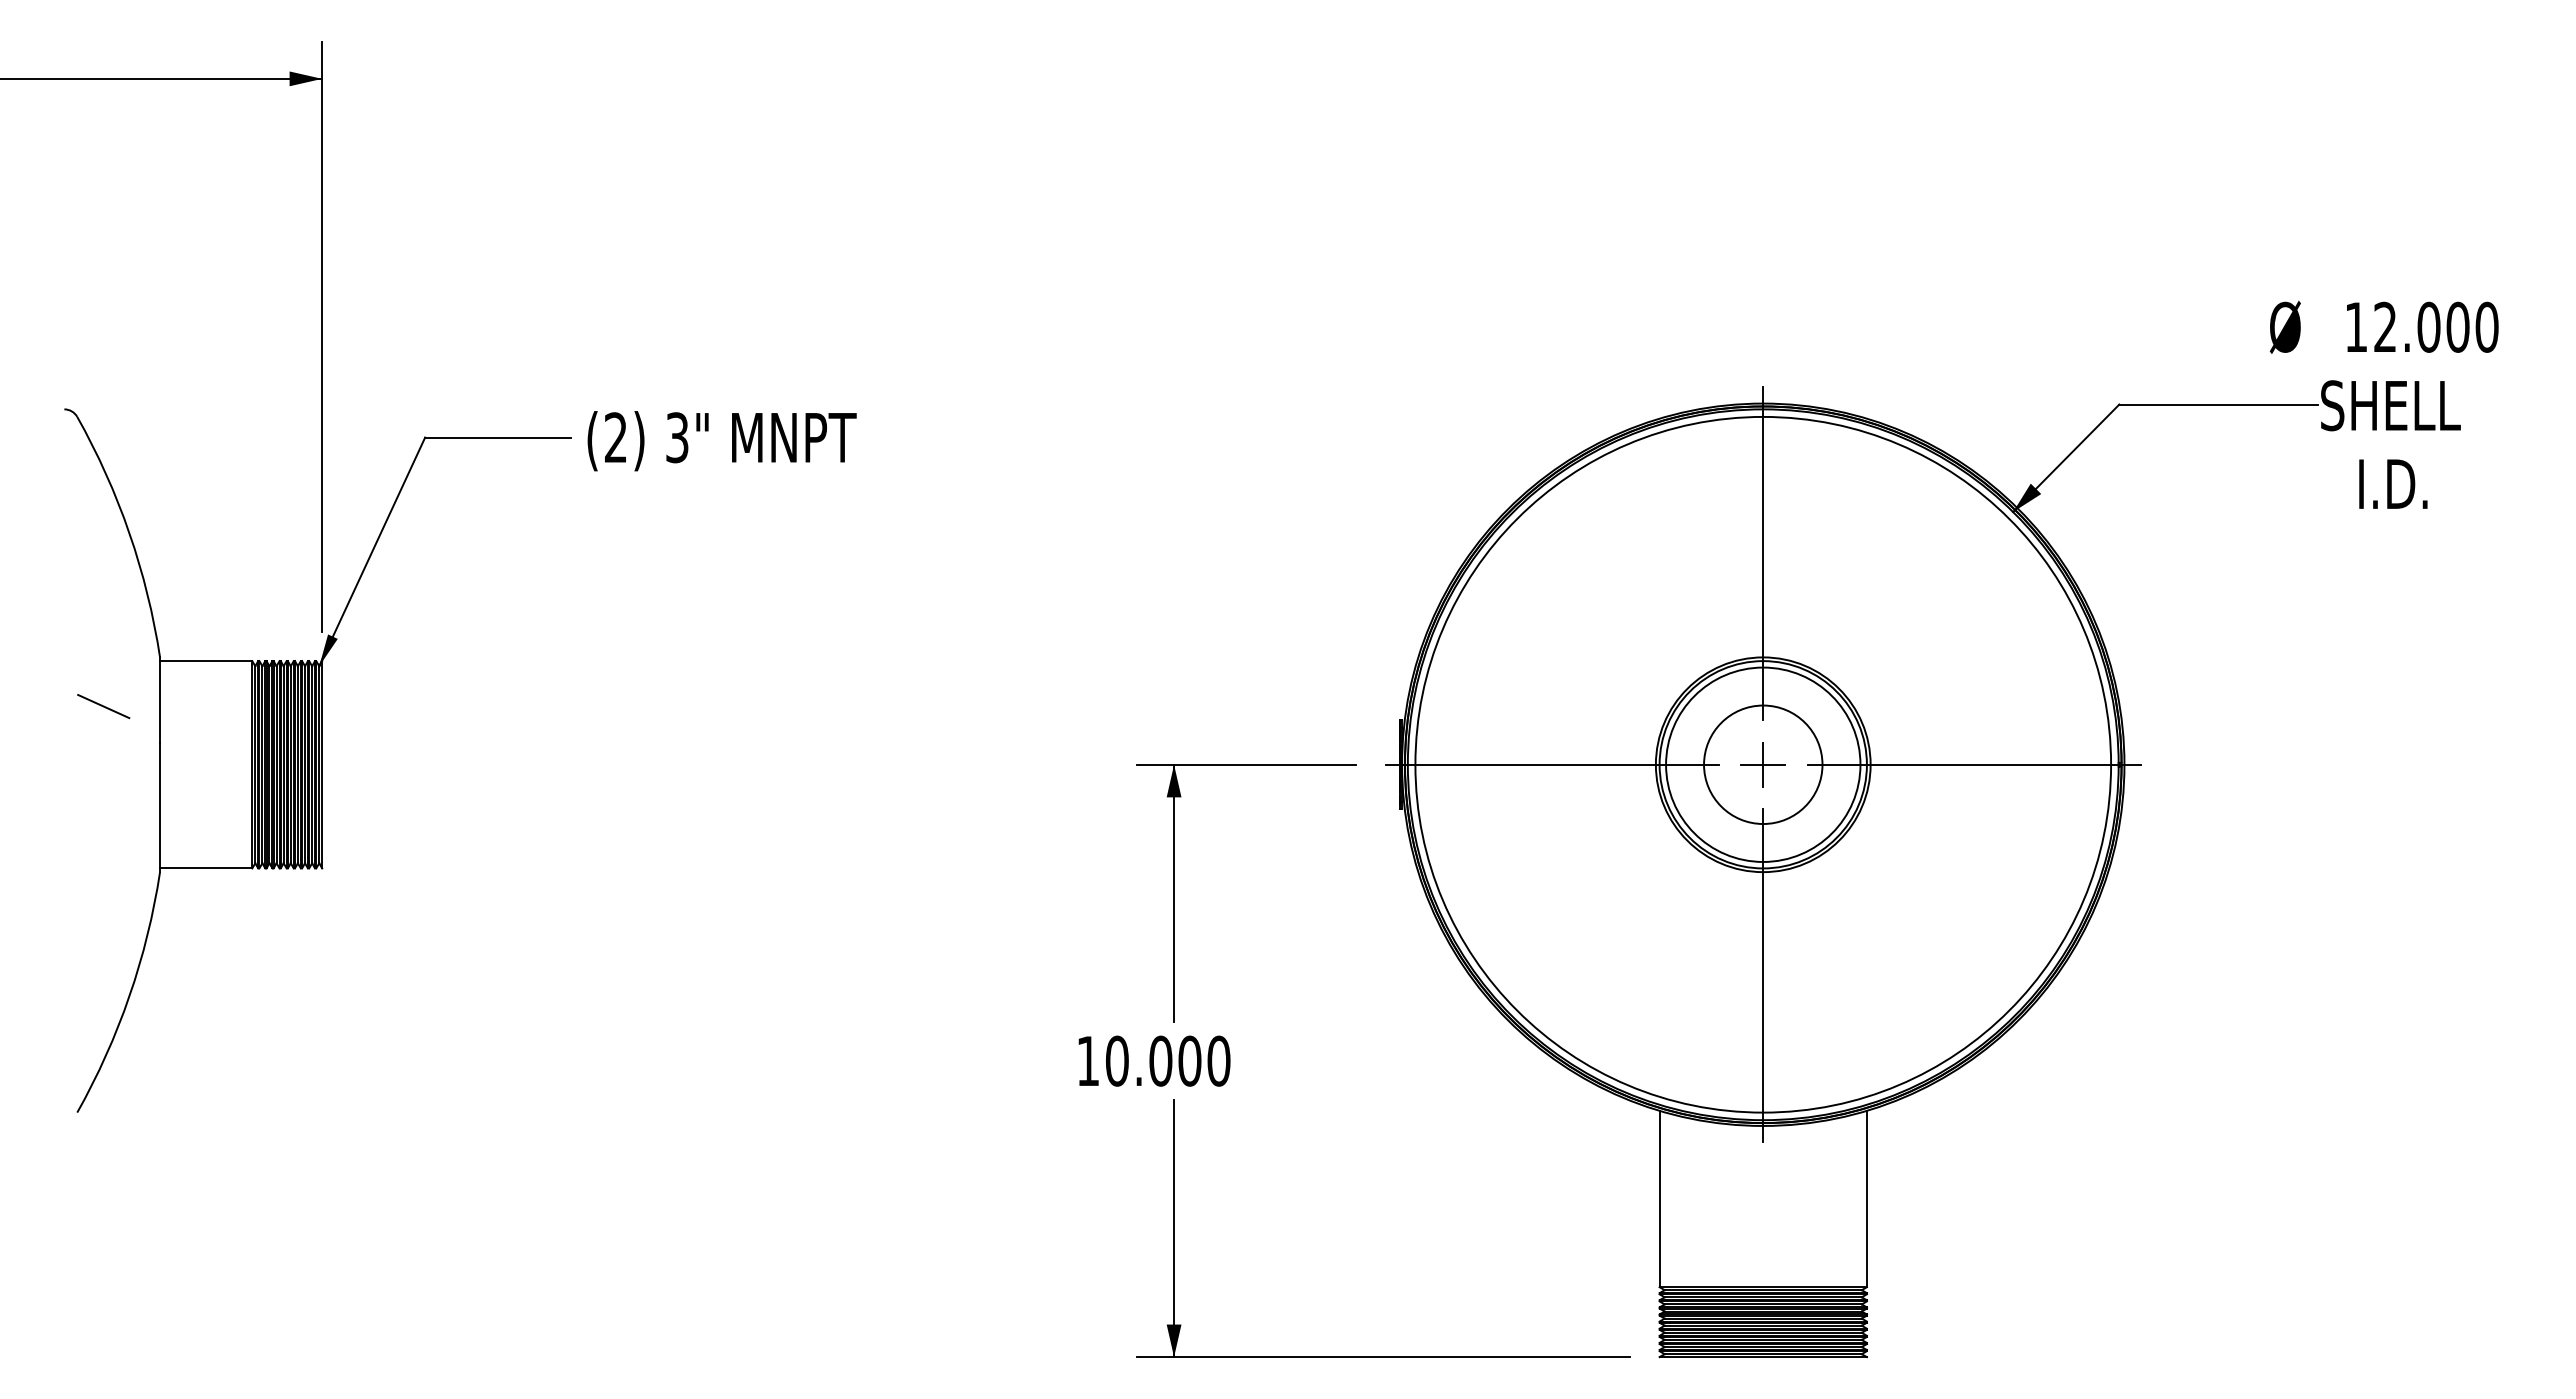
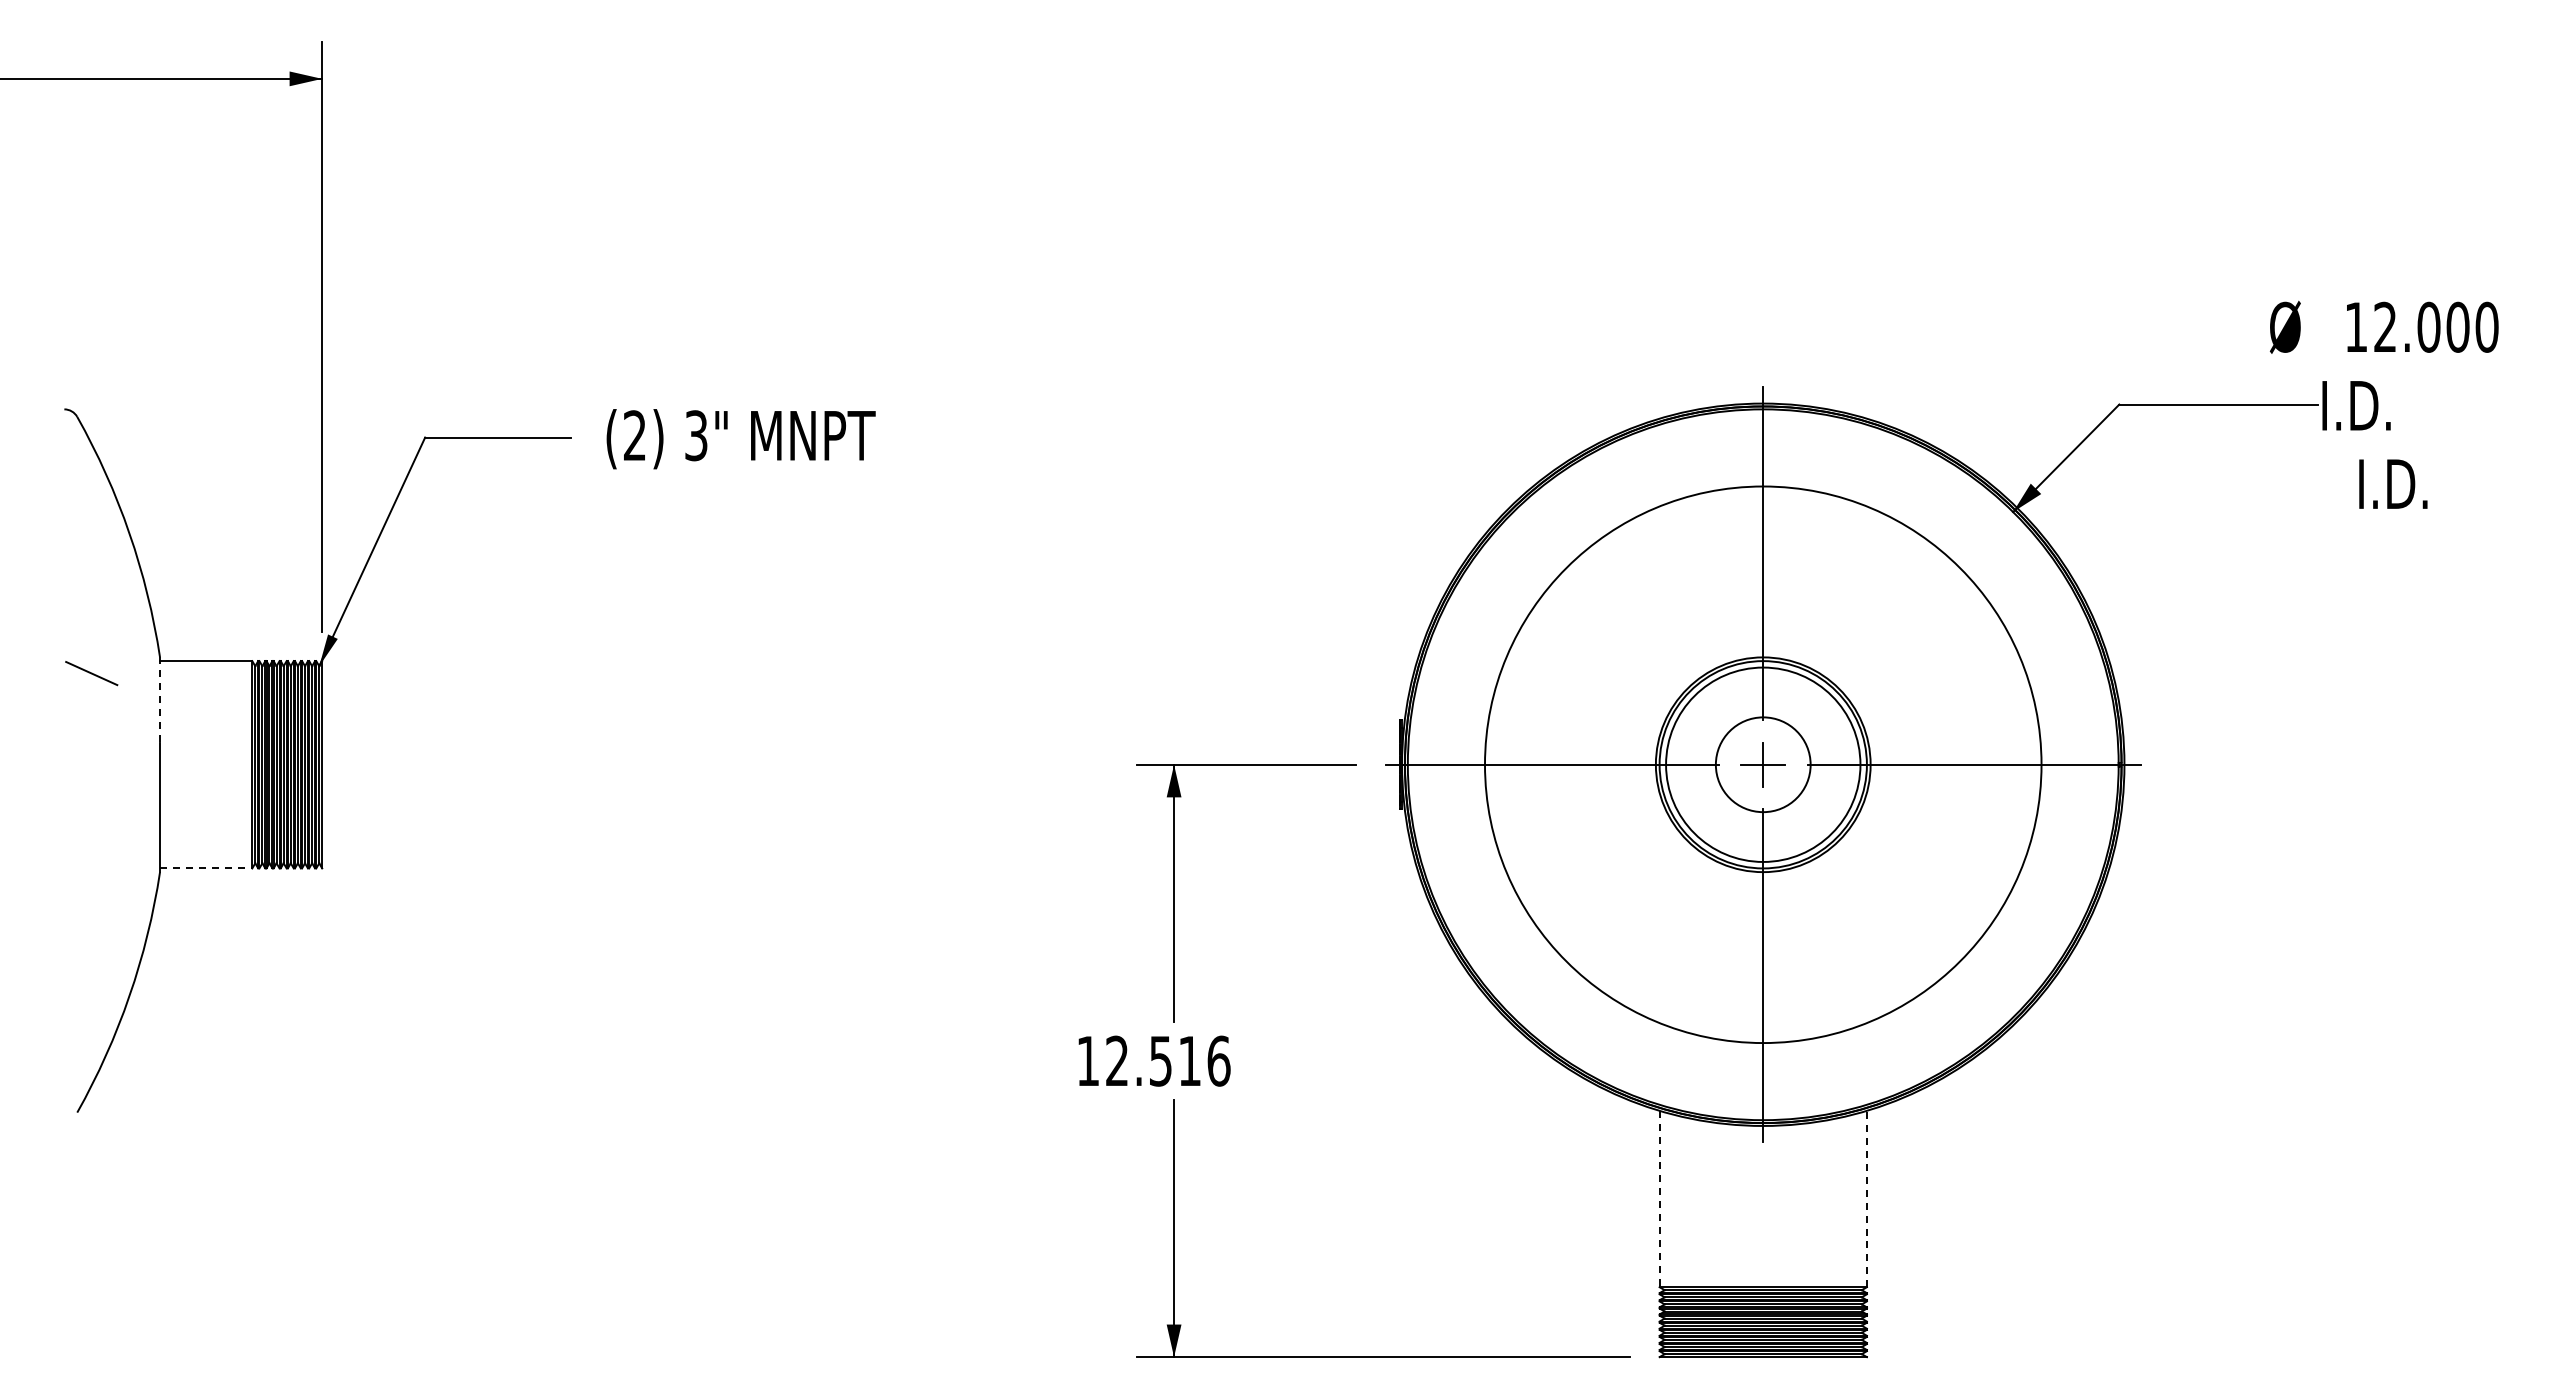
text: SHELL -> I.D. (2390, 405)
text position: (721, 441) -> (740, 439) (740, 439)
line: solid -> dashed (160, 700)
line position: (103, 706) -> (91, 673) (91, 673)
circle diameter: 118 px -> 95 px (1762, 764)
circle diameter: 696 px -> 557 px (1762, 764)
line: solid -> dashed (206, 868)
text: 10.000 -> 12.516 (1168, 1060)
line: solid -> dashed (1866, 1198)
line: solid -> dashed (1659, 1199)
